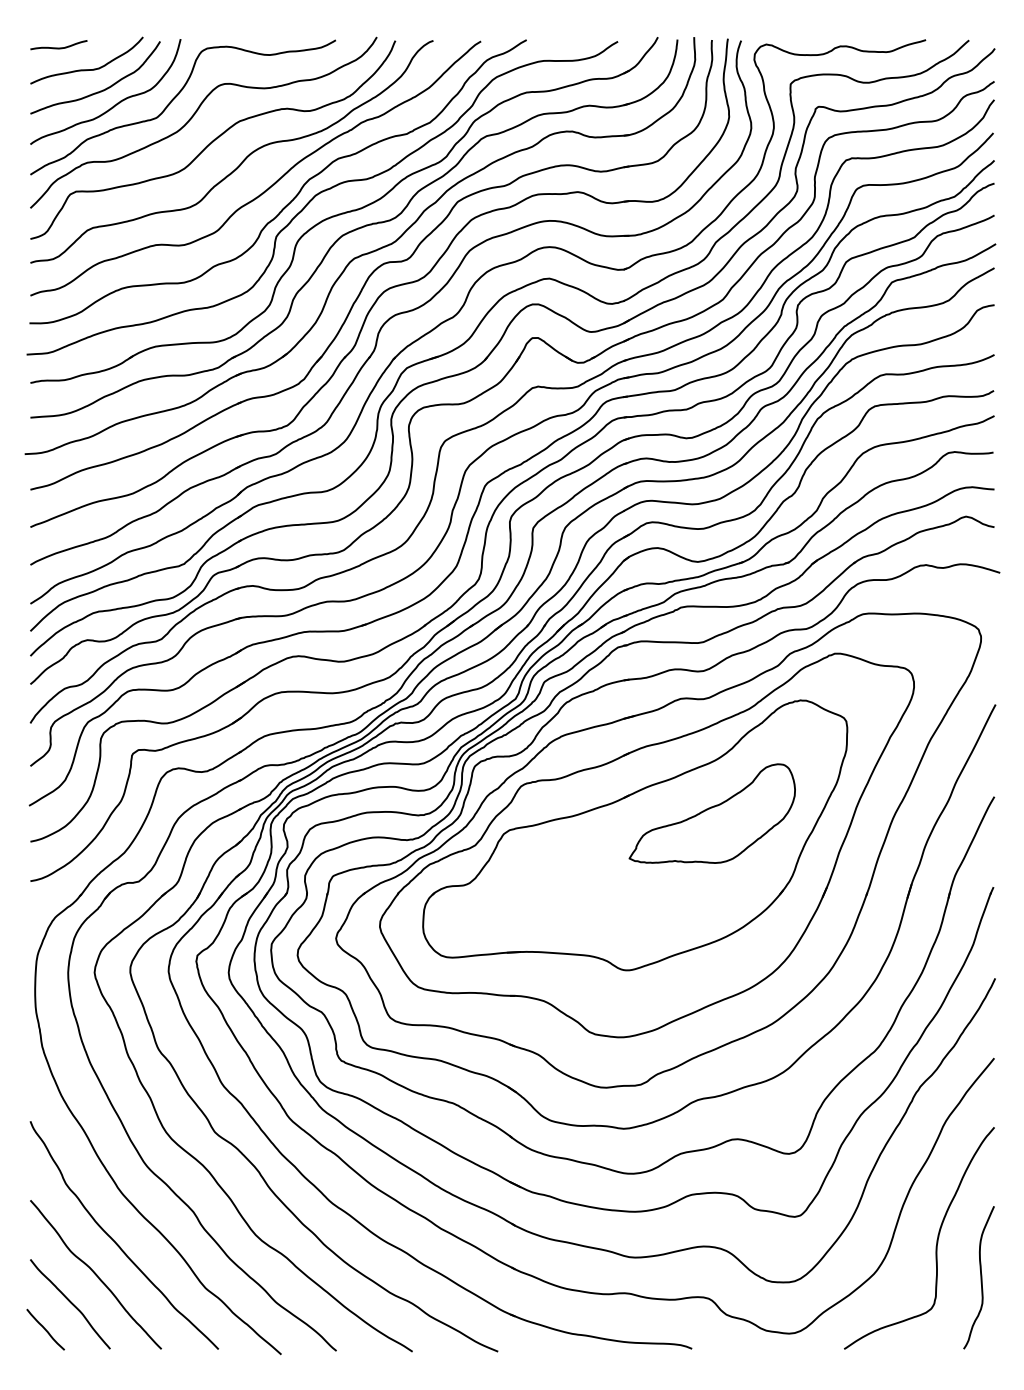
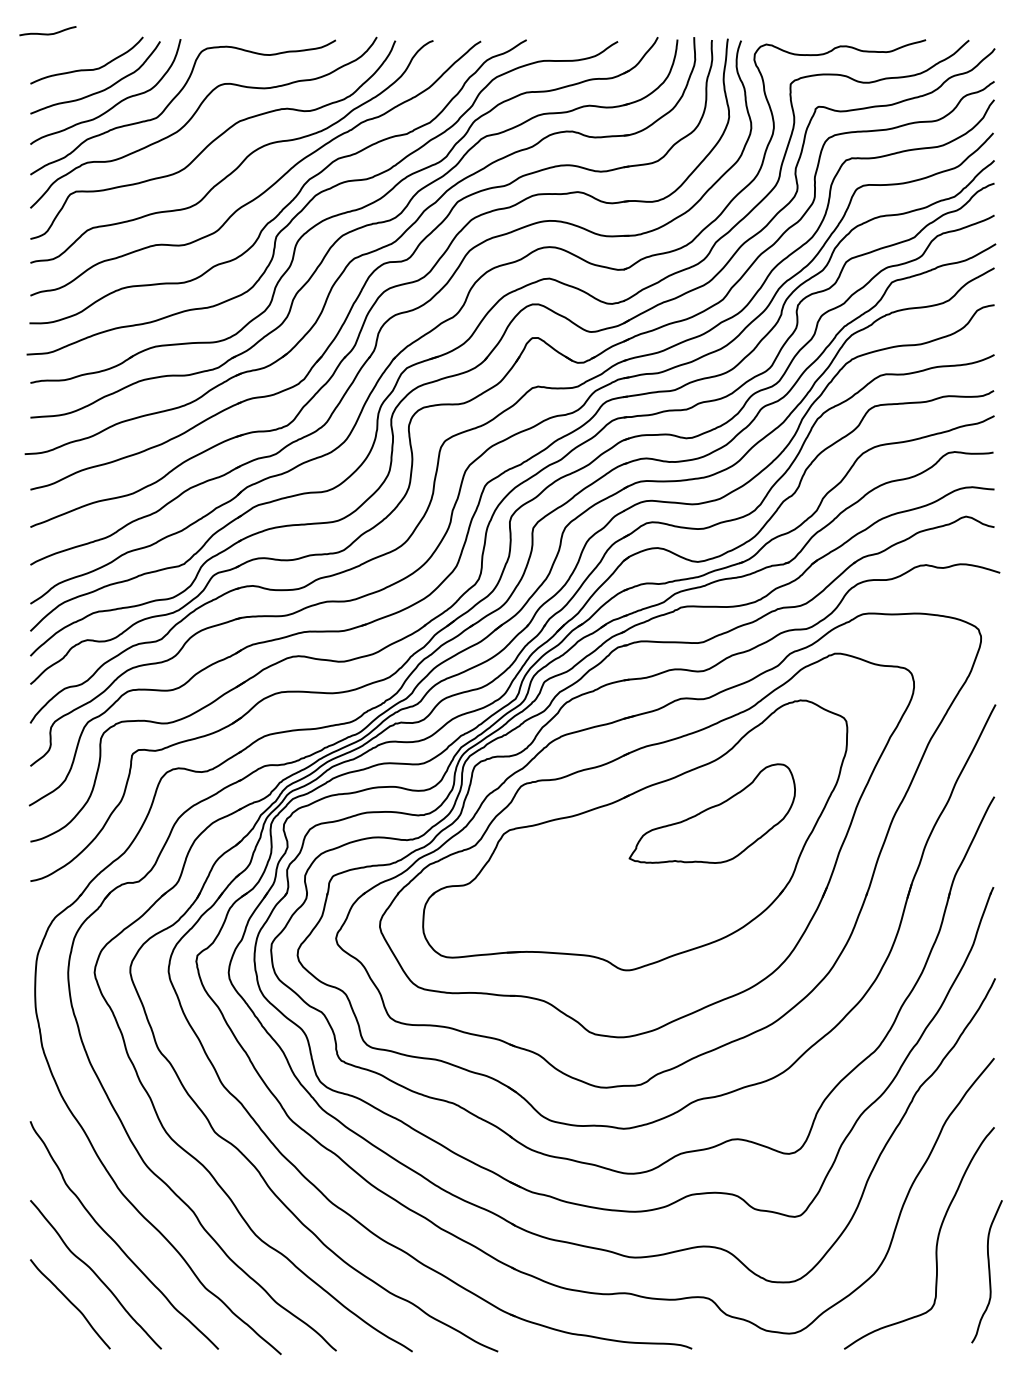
curve position: (58, 47) -> (47, 33) (47, 33)
curve position: (980, 1277) -> (988, 1271) (988, 1271)
line: present -> none (45, 1329)
